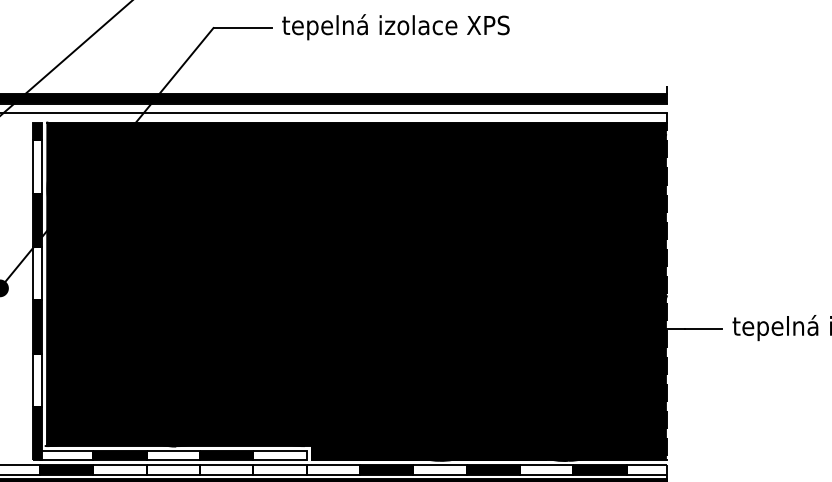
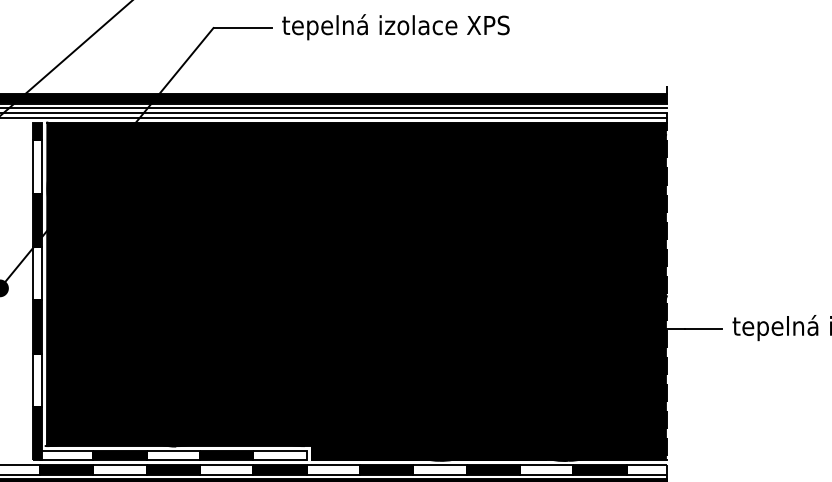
line: none -> present (334, 108)
line: none -> present (334, 117)
fill: none -> present (172, 469)
fill: none -> present (279, 469)
